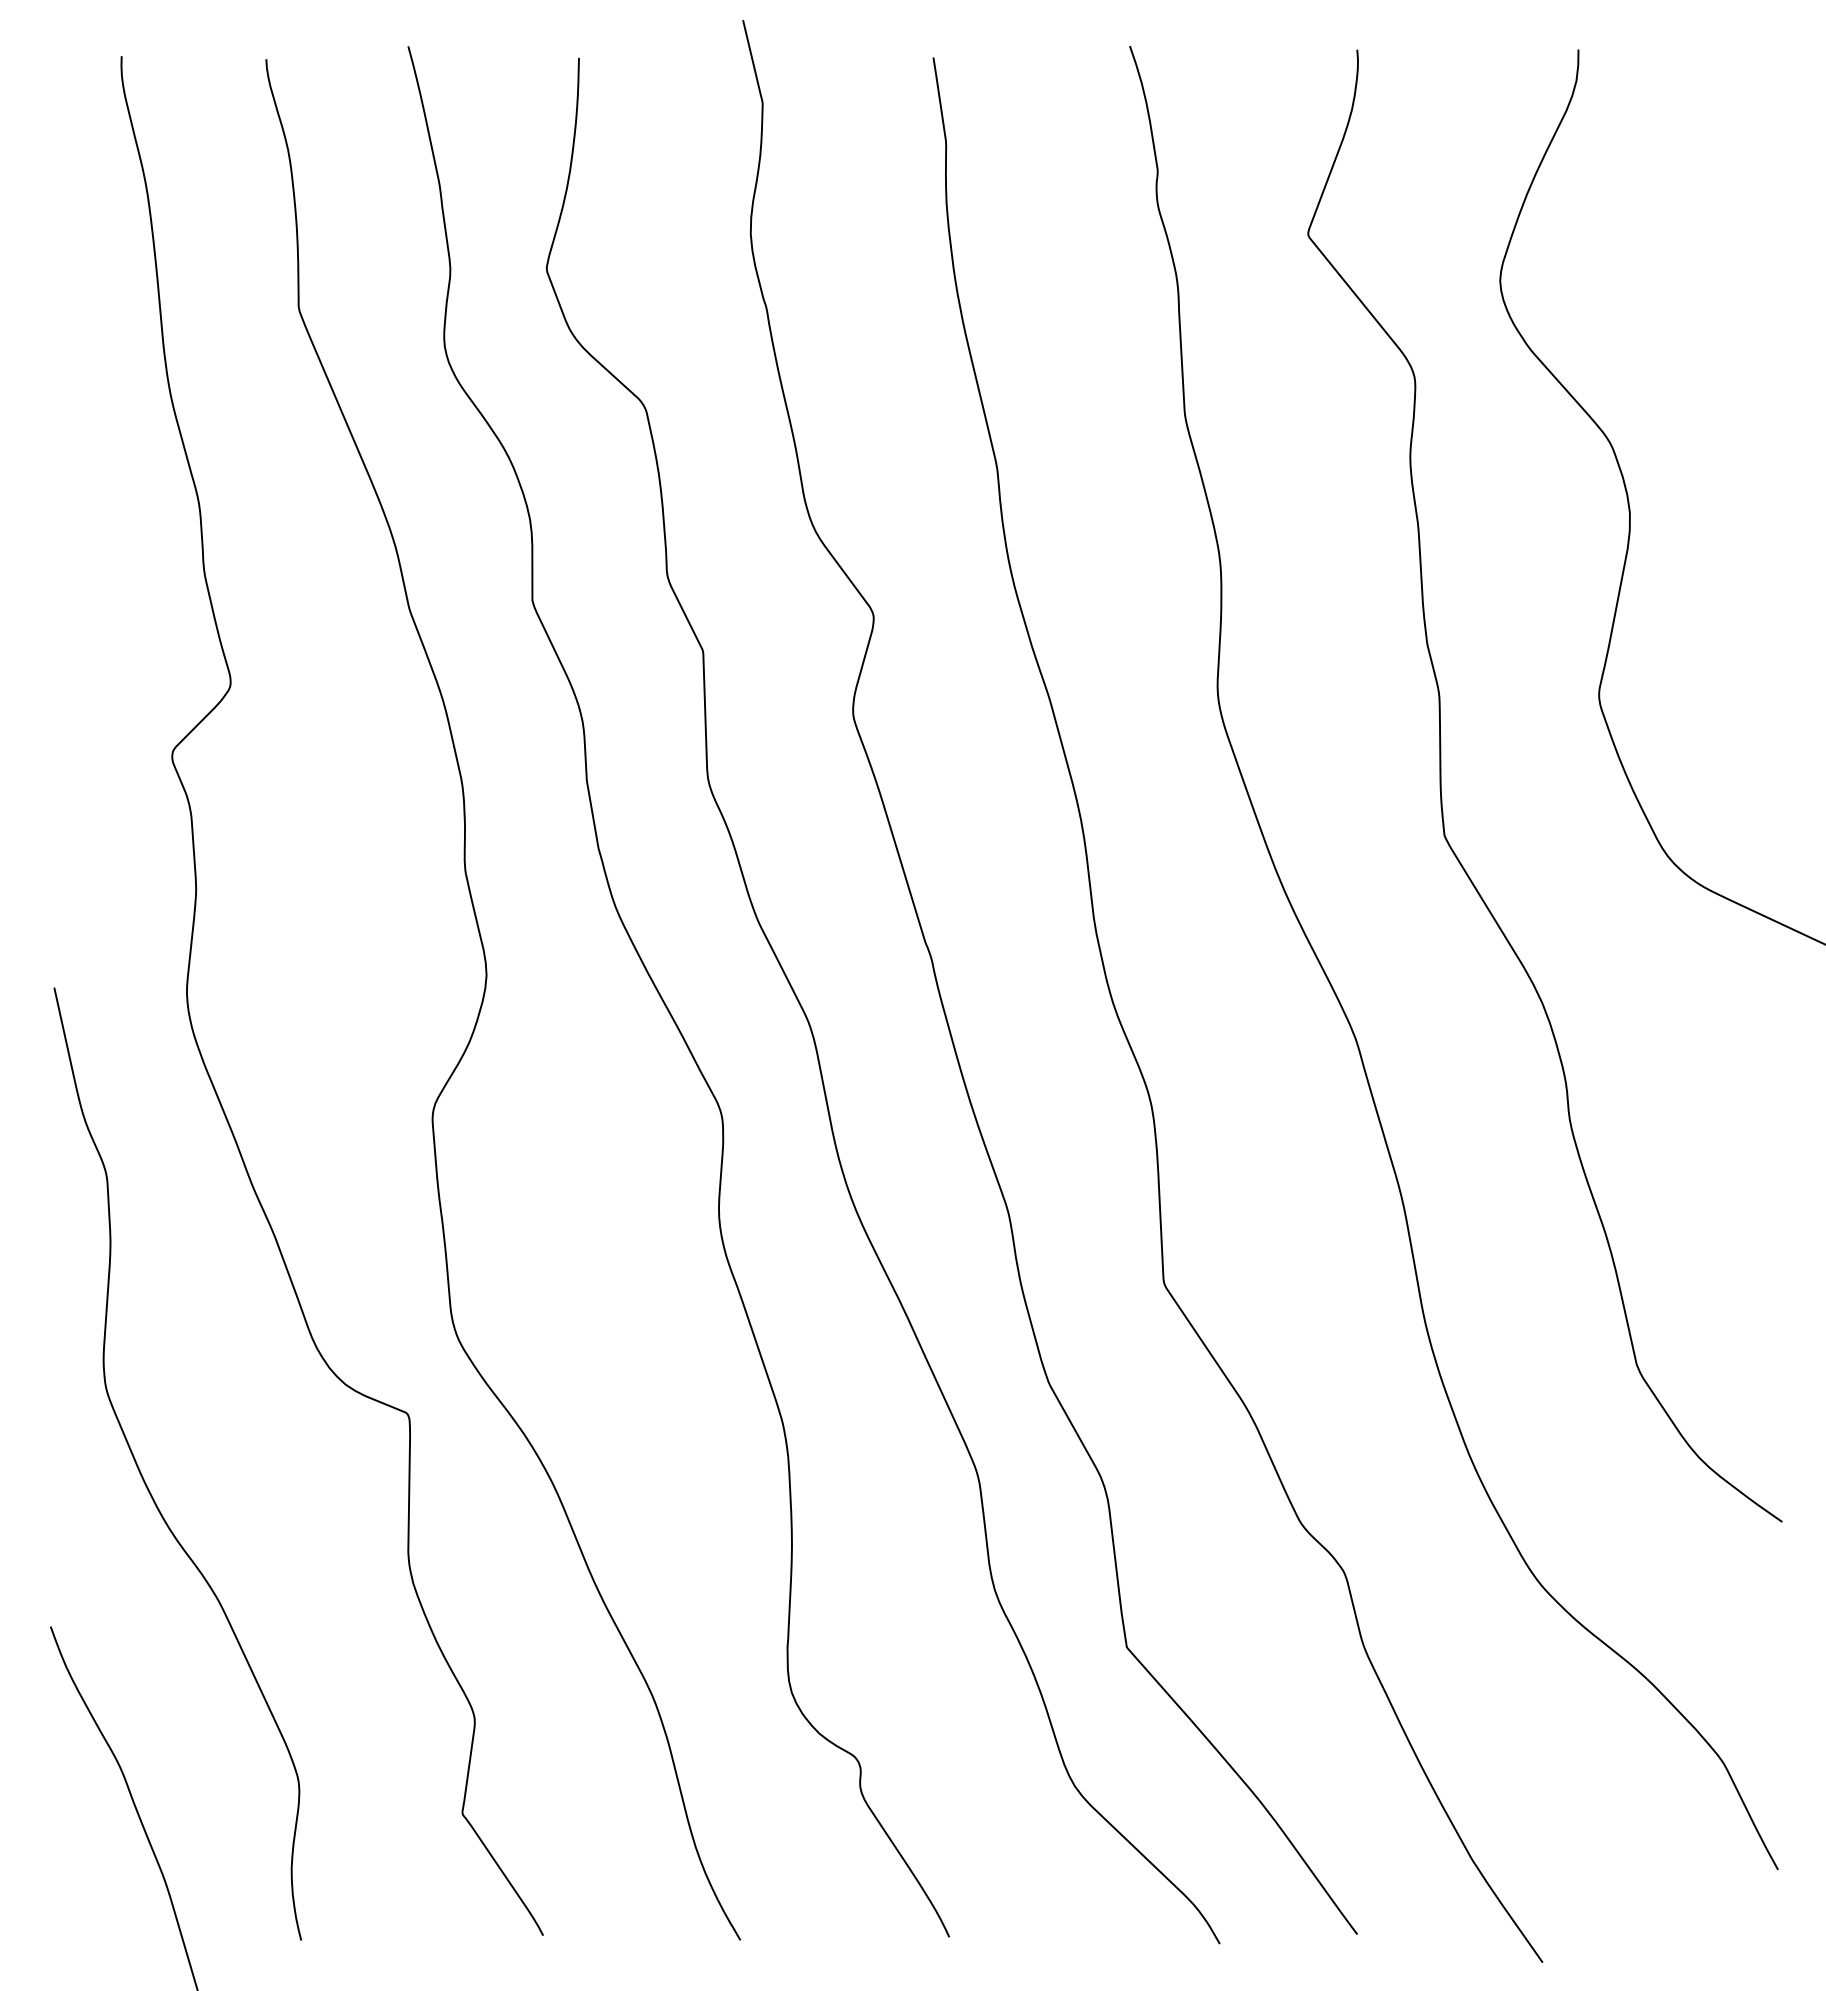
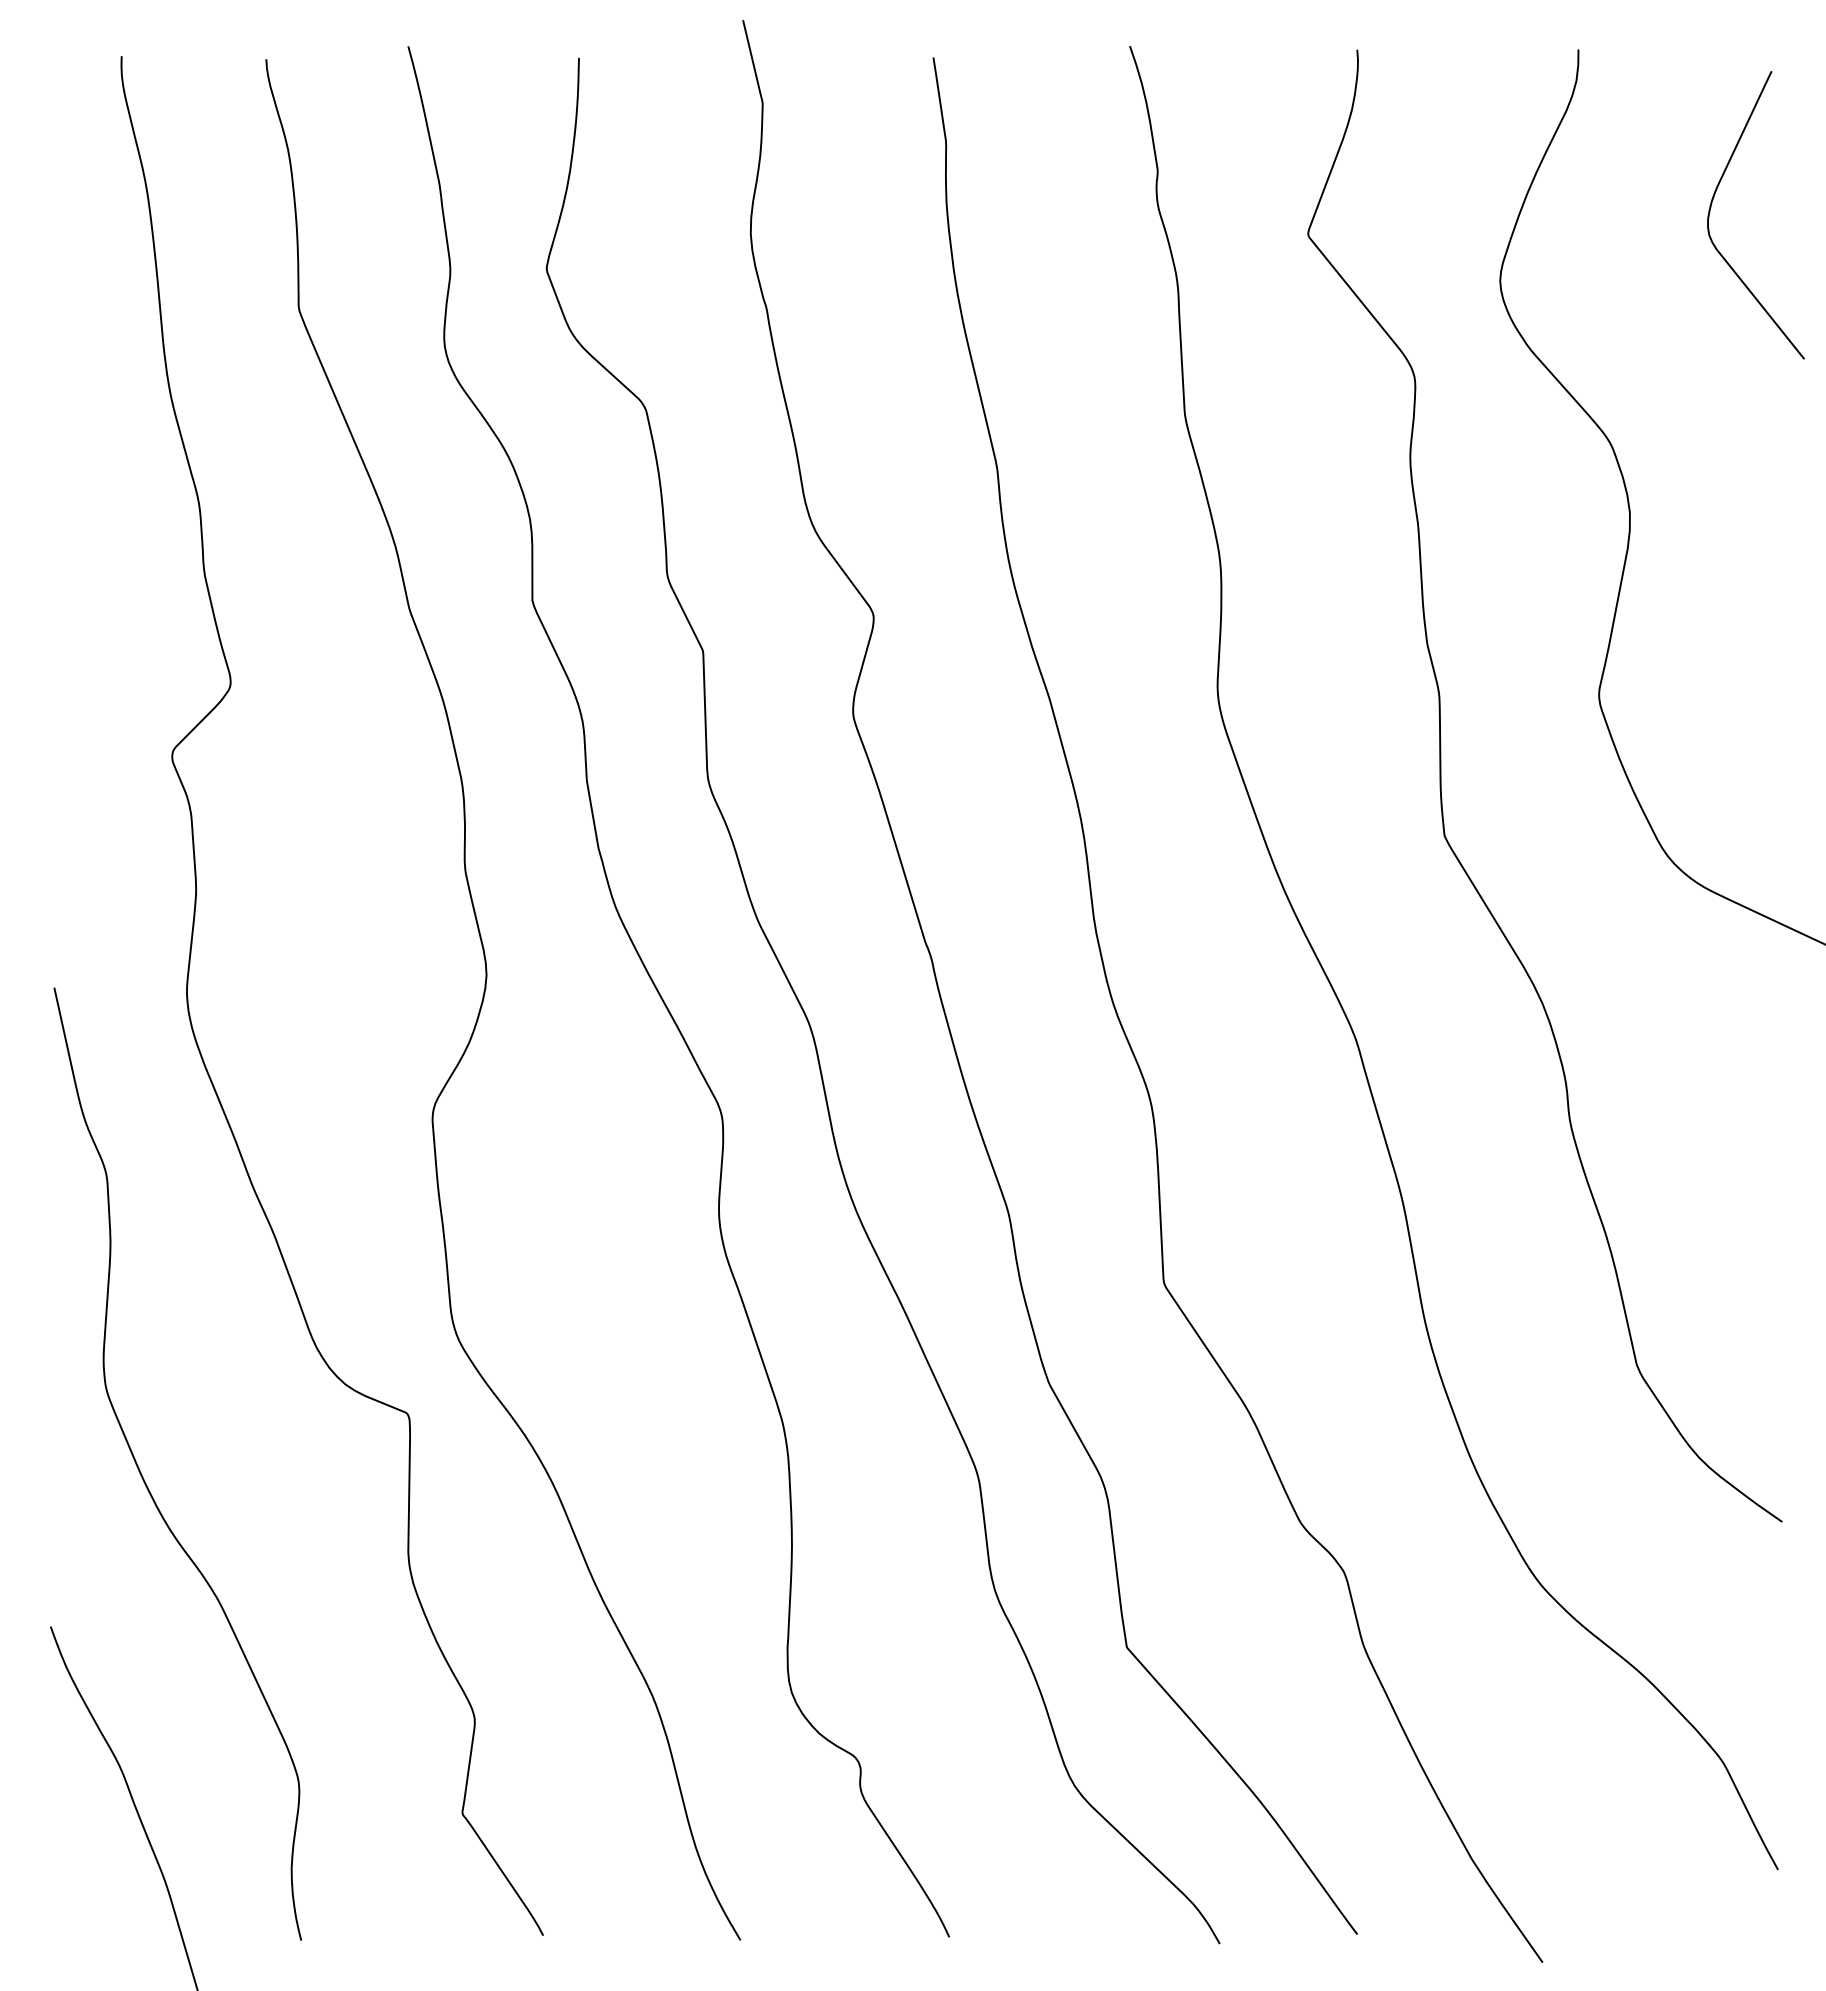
curve: none -> present (1713, 200)
